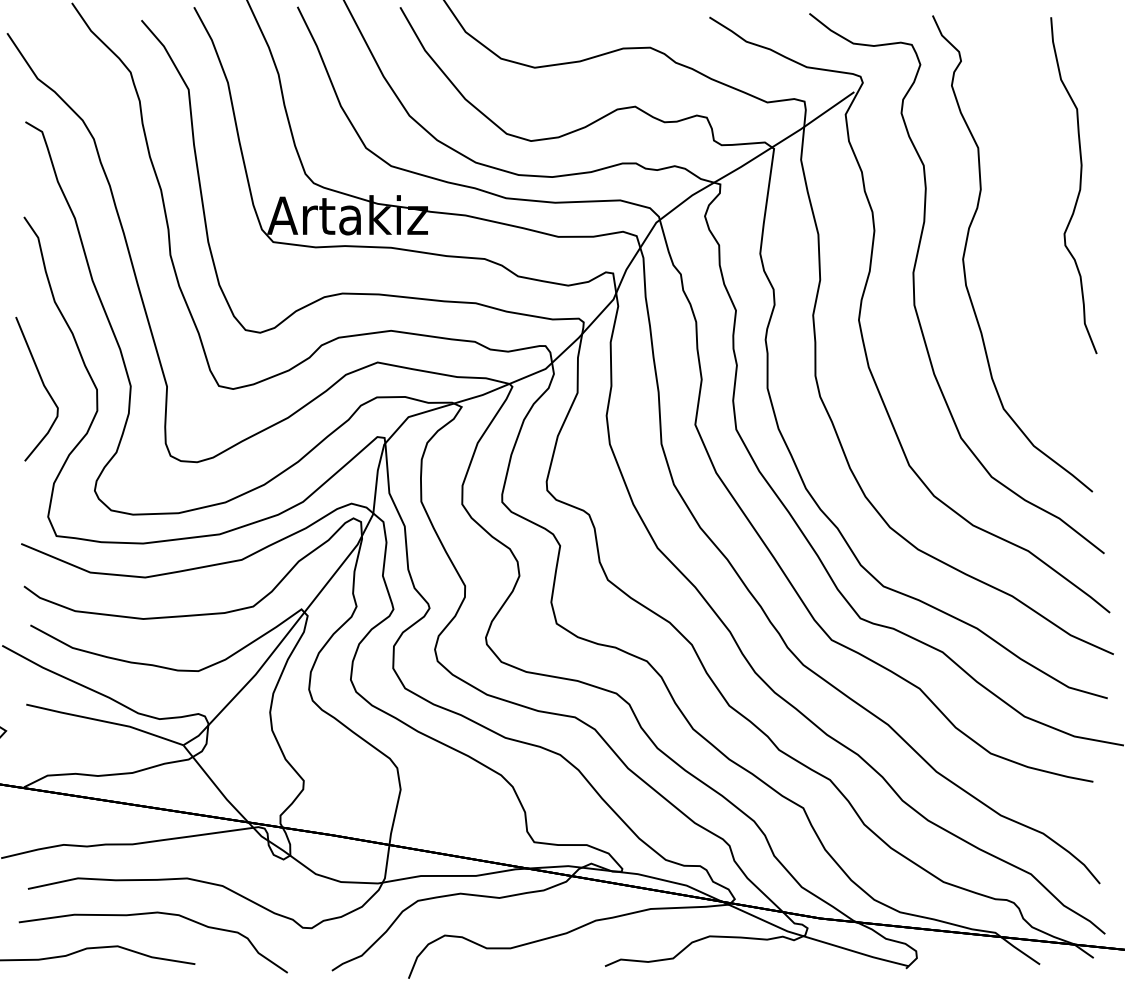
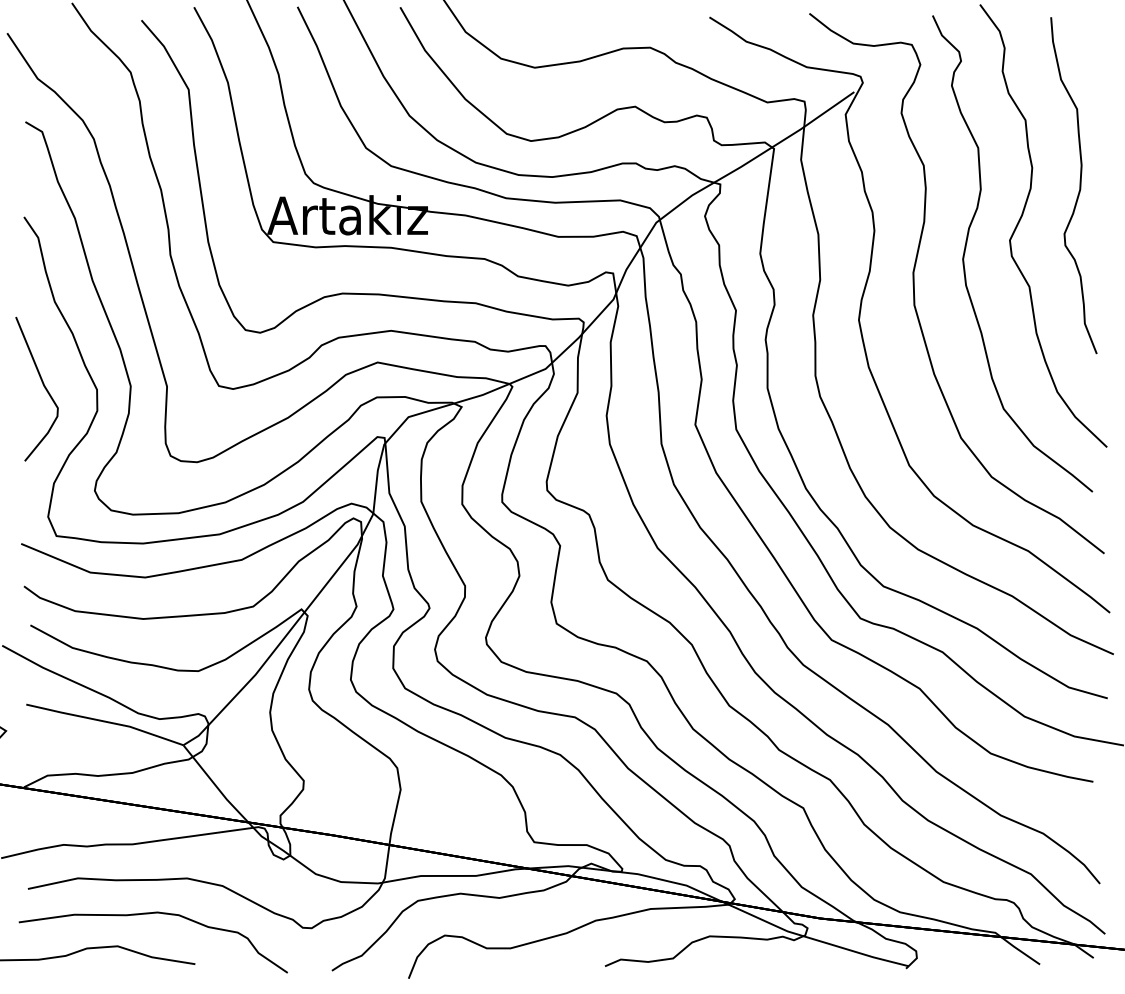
part: none -> present (1022, 217)
